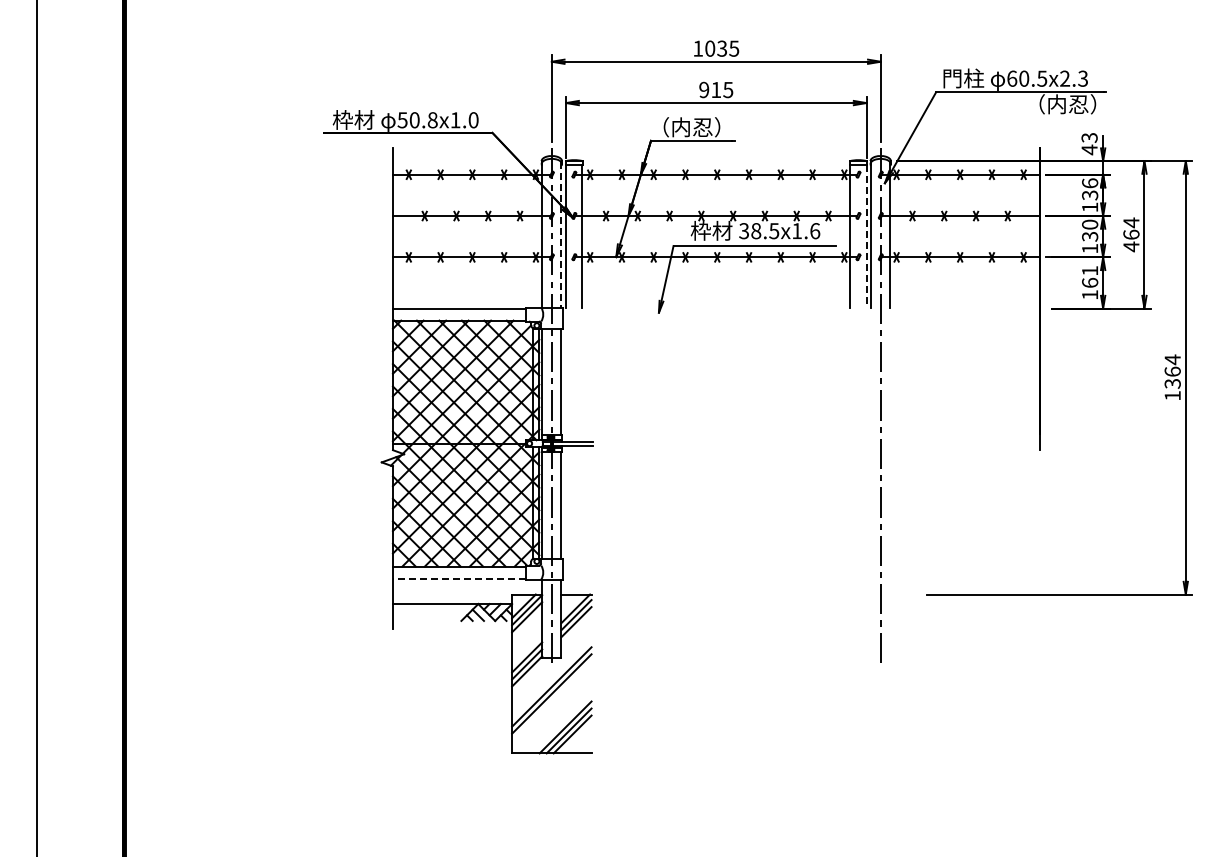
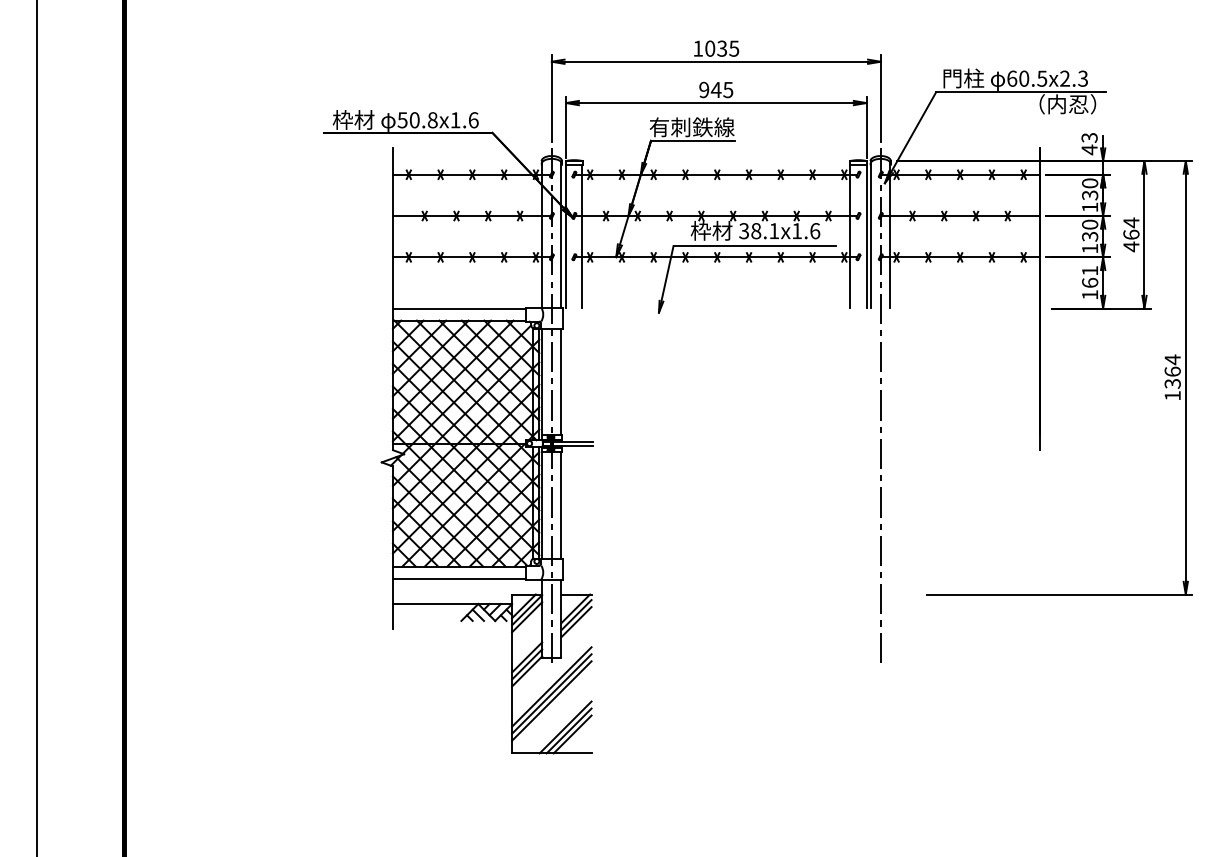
text: 915 -> 945 (715, 89)
text: 50.8x1.0 -> 50.8x1.6 (473, 120)
text: （内忍） -> 有刺鉄線 (691, 127)
text: 136 -> 130 (1090, 183)
text: 38.5x1.6 -> 38.1x1.6 (774, 231)
line: dashed -> solid (561, 234)
line: dashed -> solid (866, 236)
line: dashed -> solid (459, 578)
line: none -> present (551, 700)
